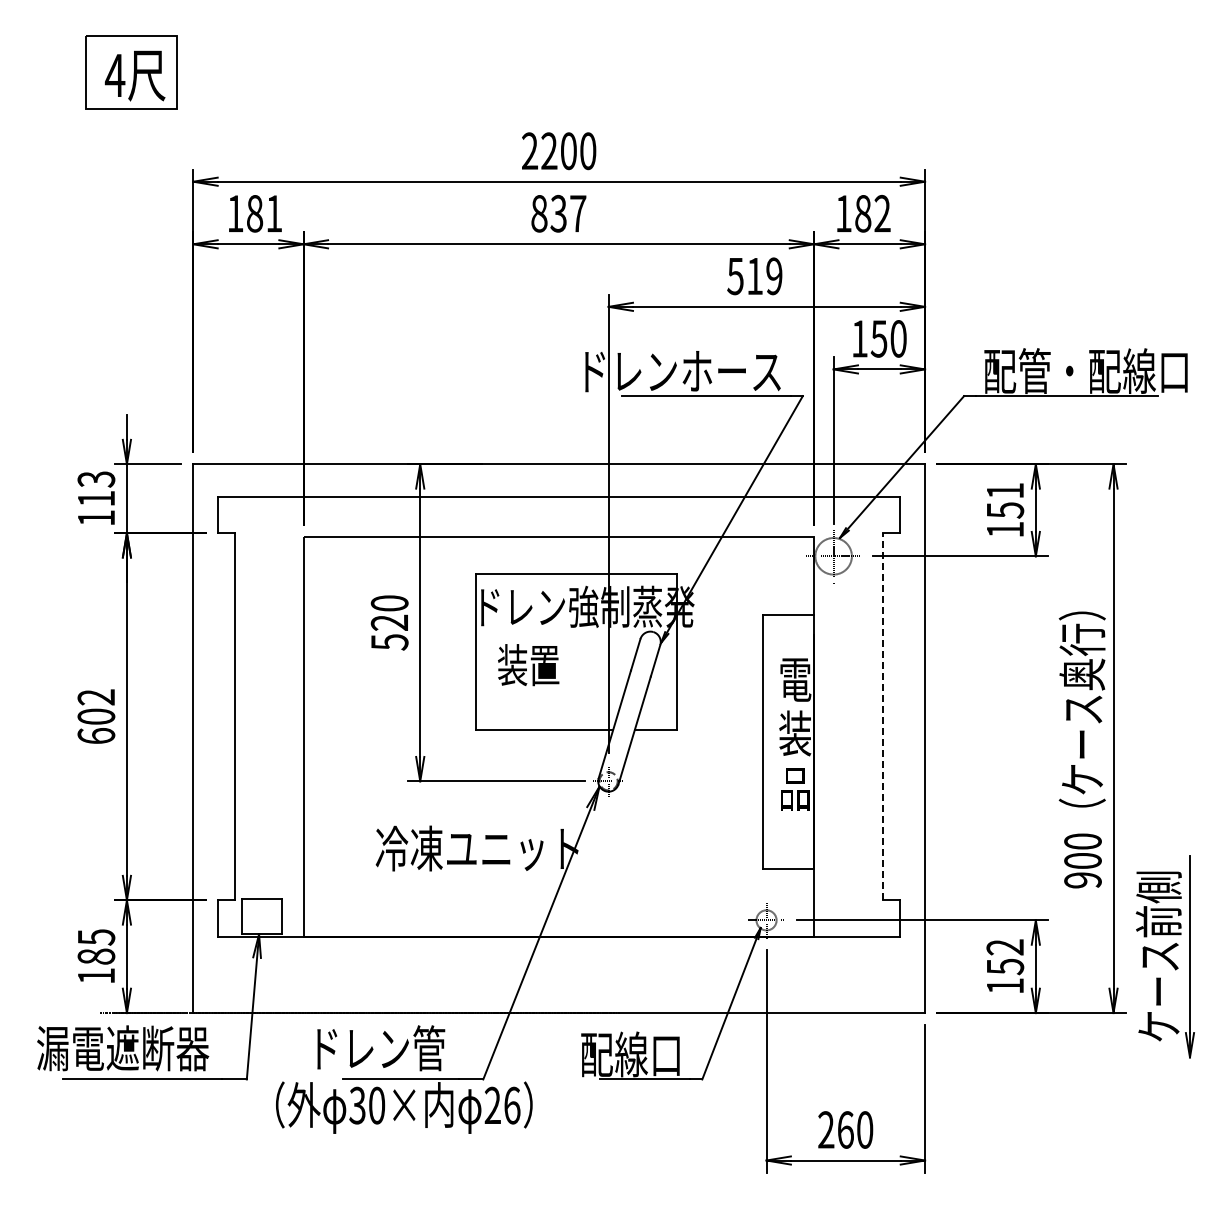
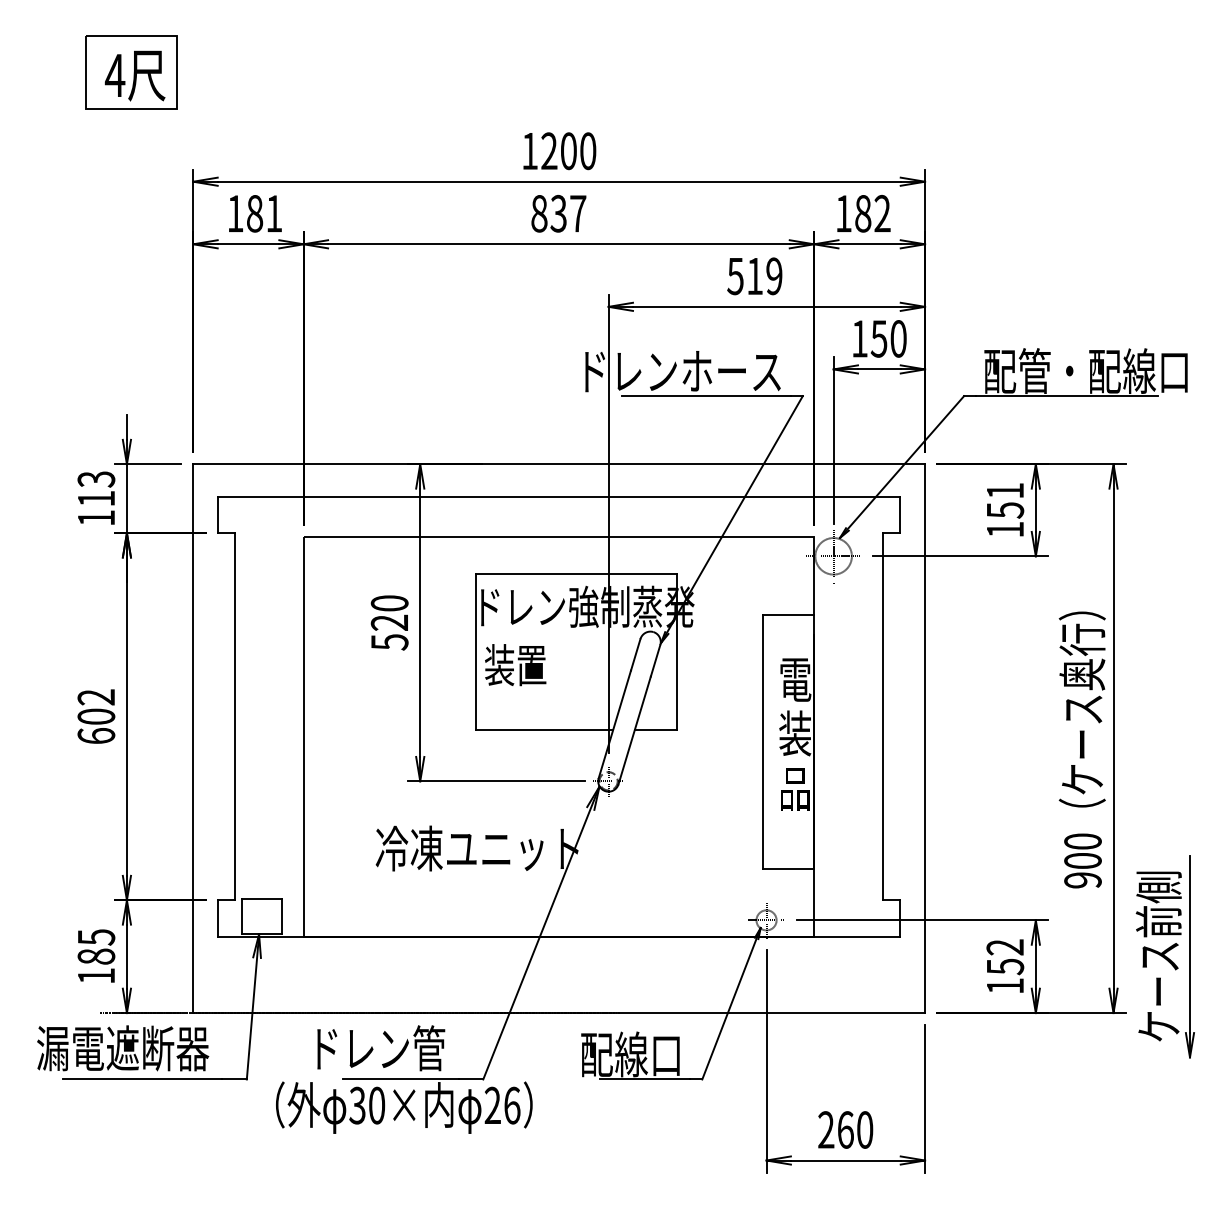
text: 2200 -> 1200 (529, 150)
text position: (528, 665) -> (515, 665) (515, 665)
line: dashed -> solid (883, 716)
